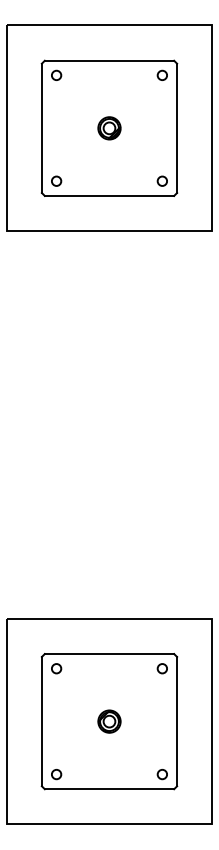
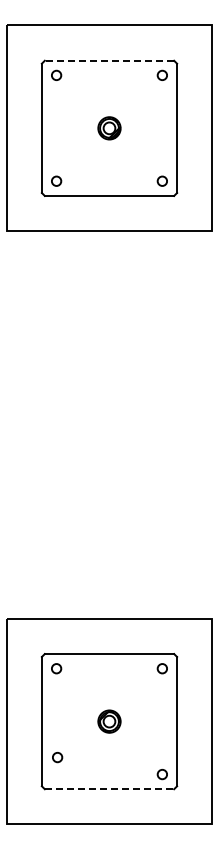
line: solid -> dashed (109, 60)
circle position: (56, 774) -> (57, 757) (57, 757)
line: solid -> dashed (109, 789)
